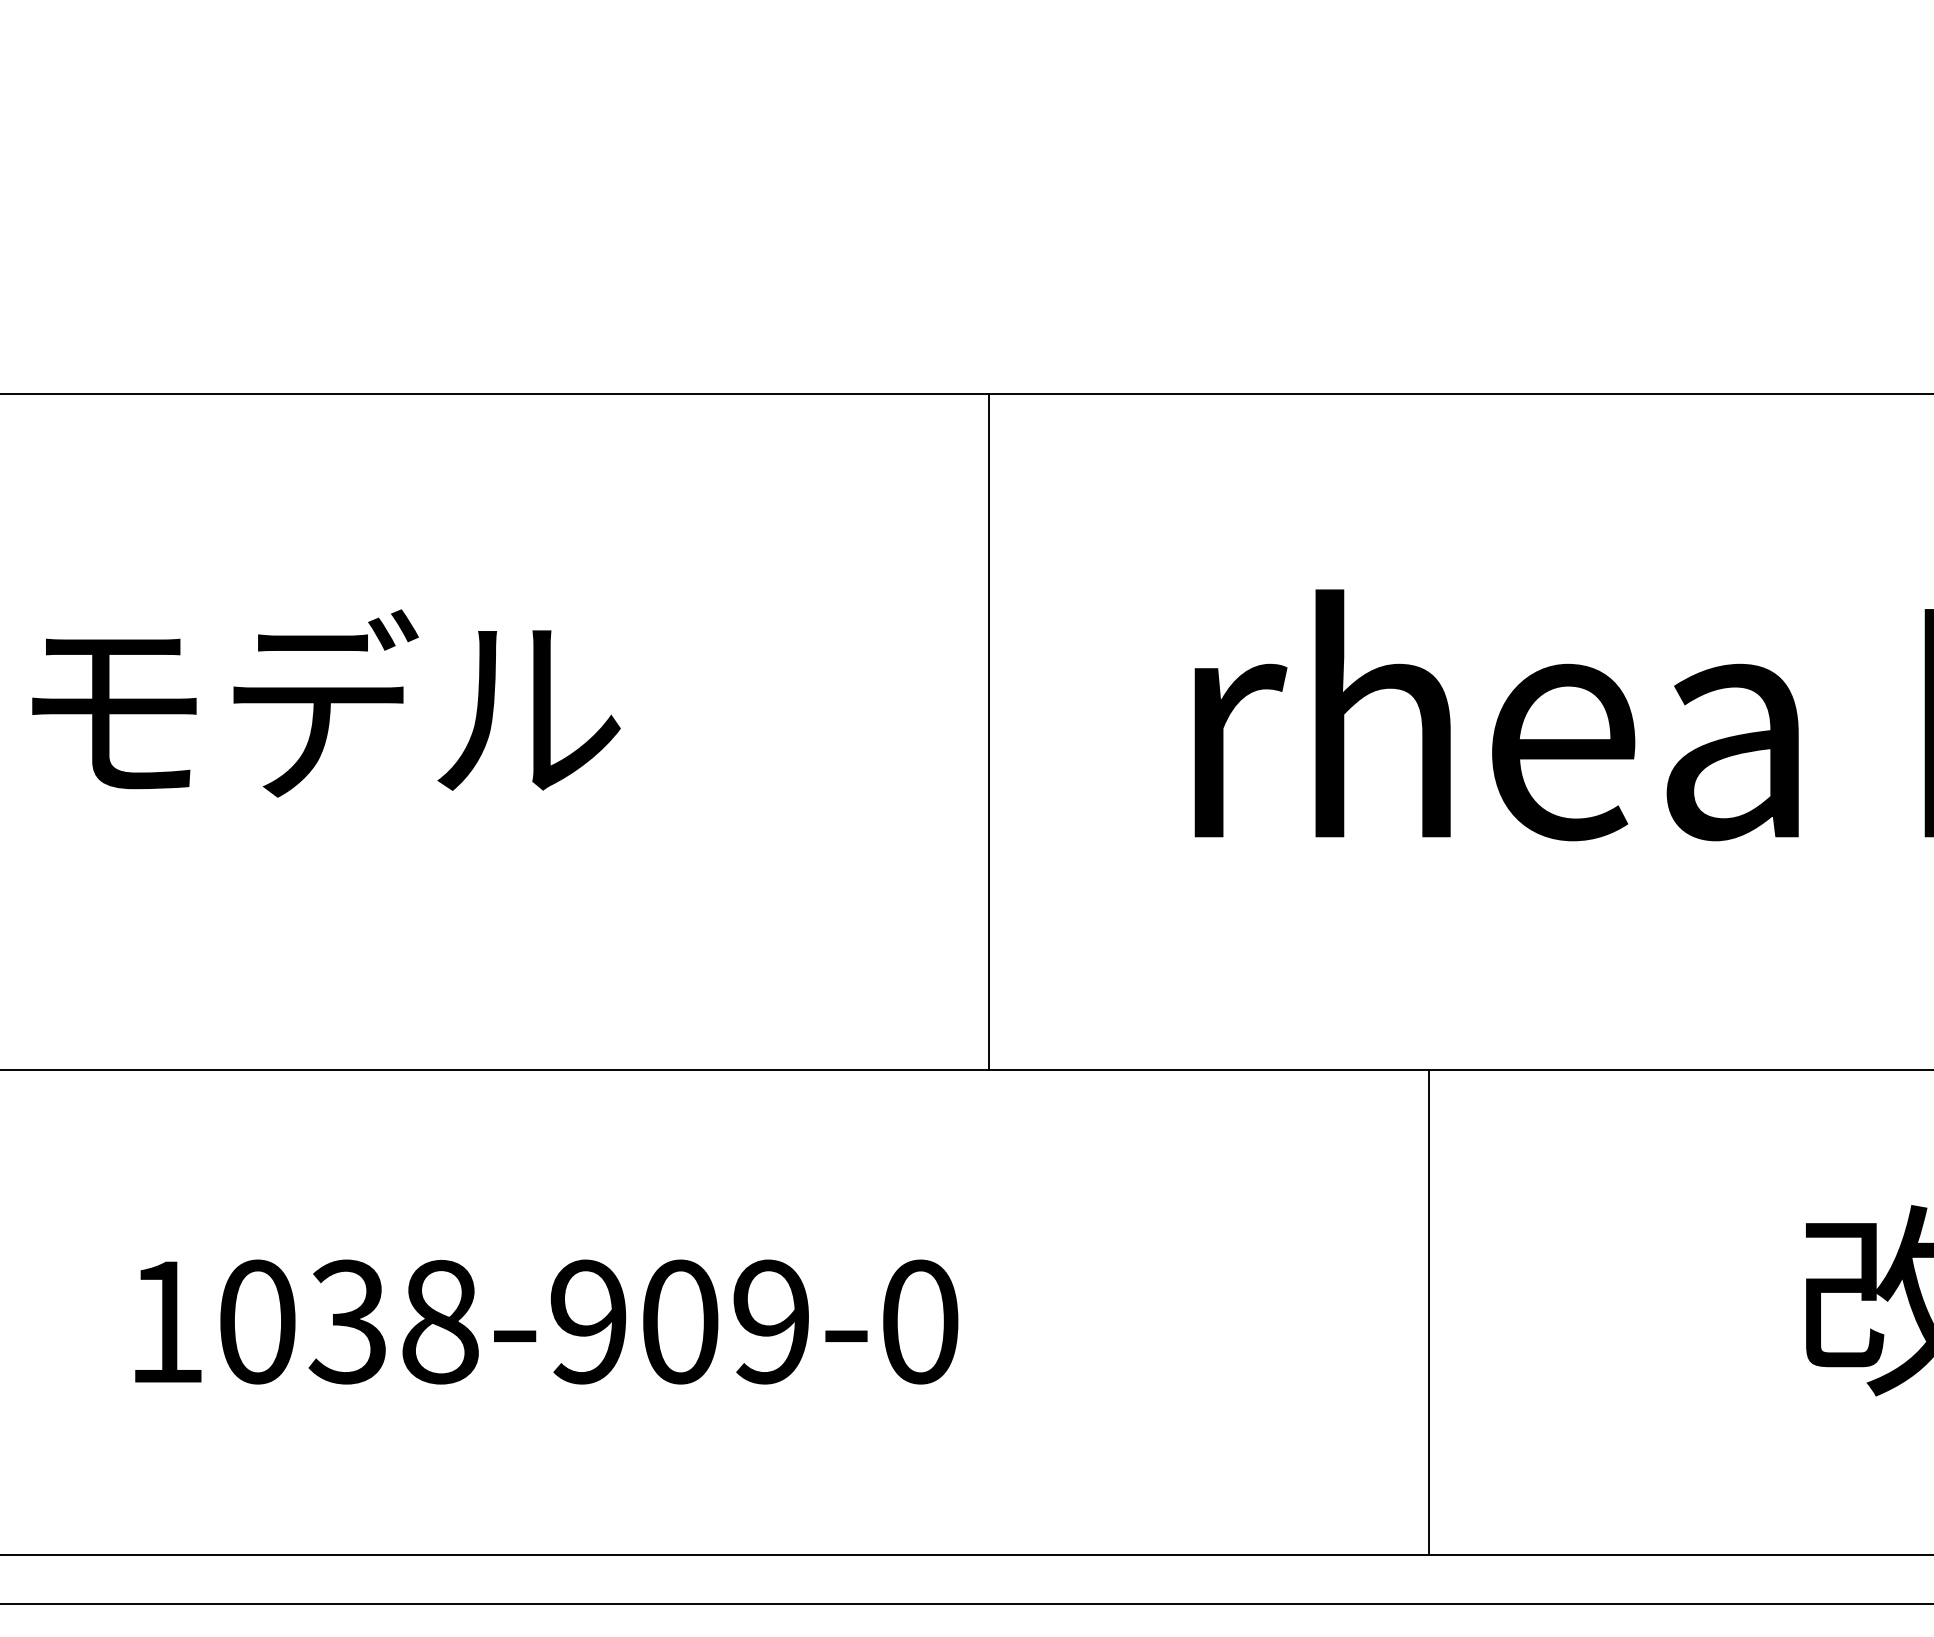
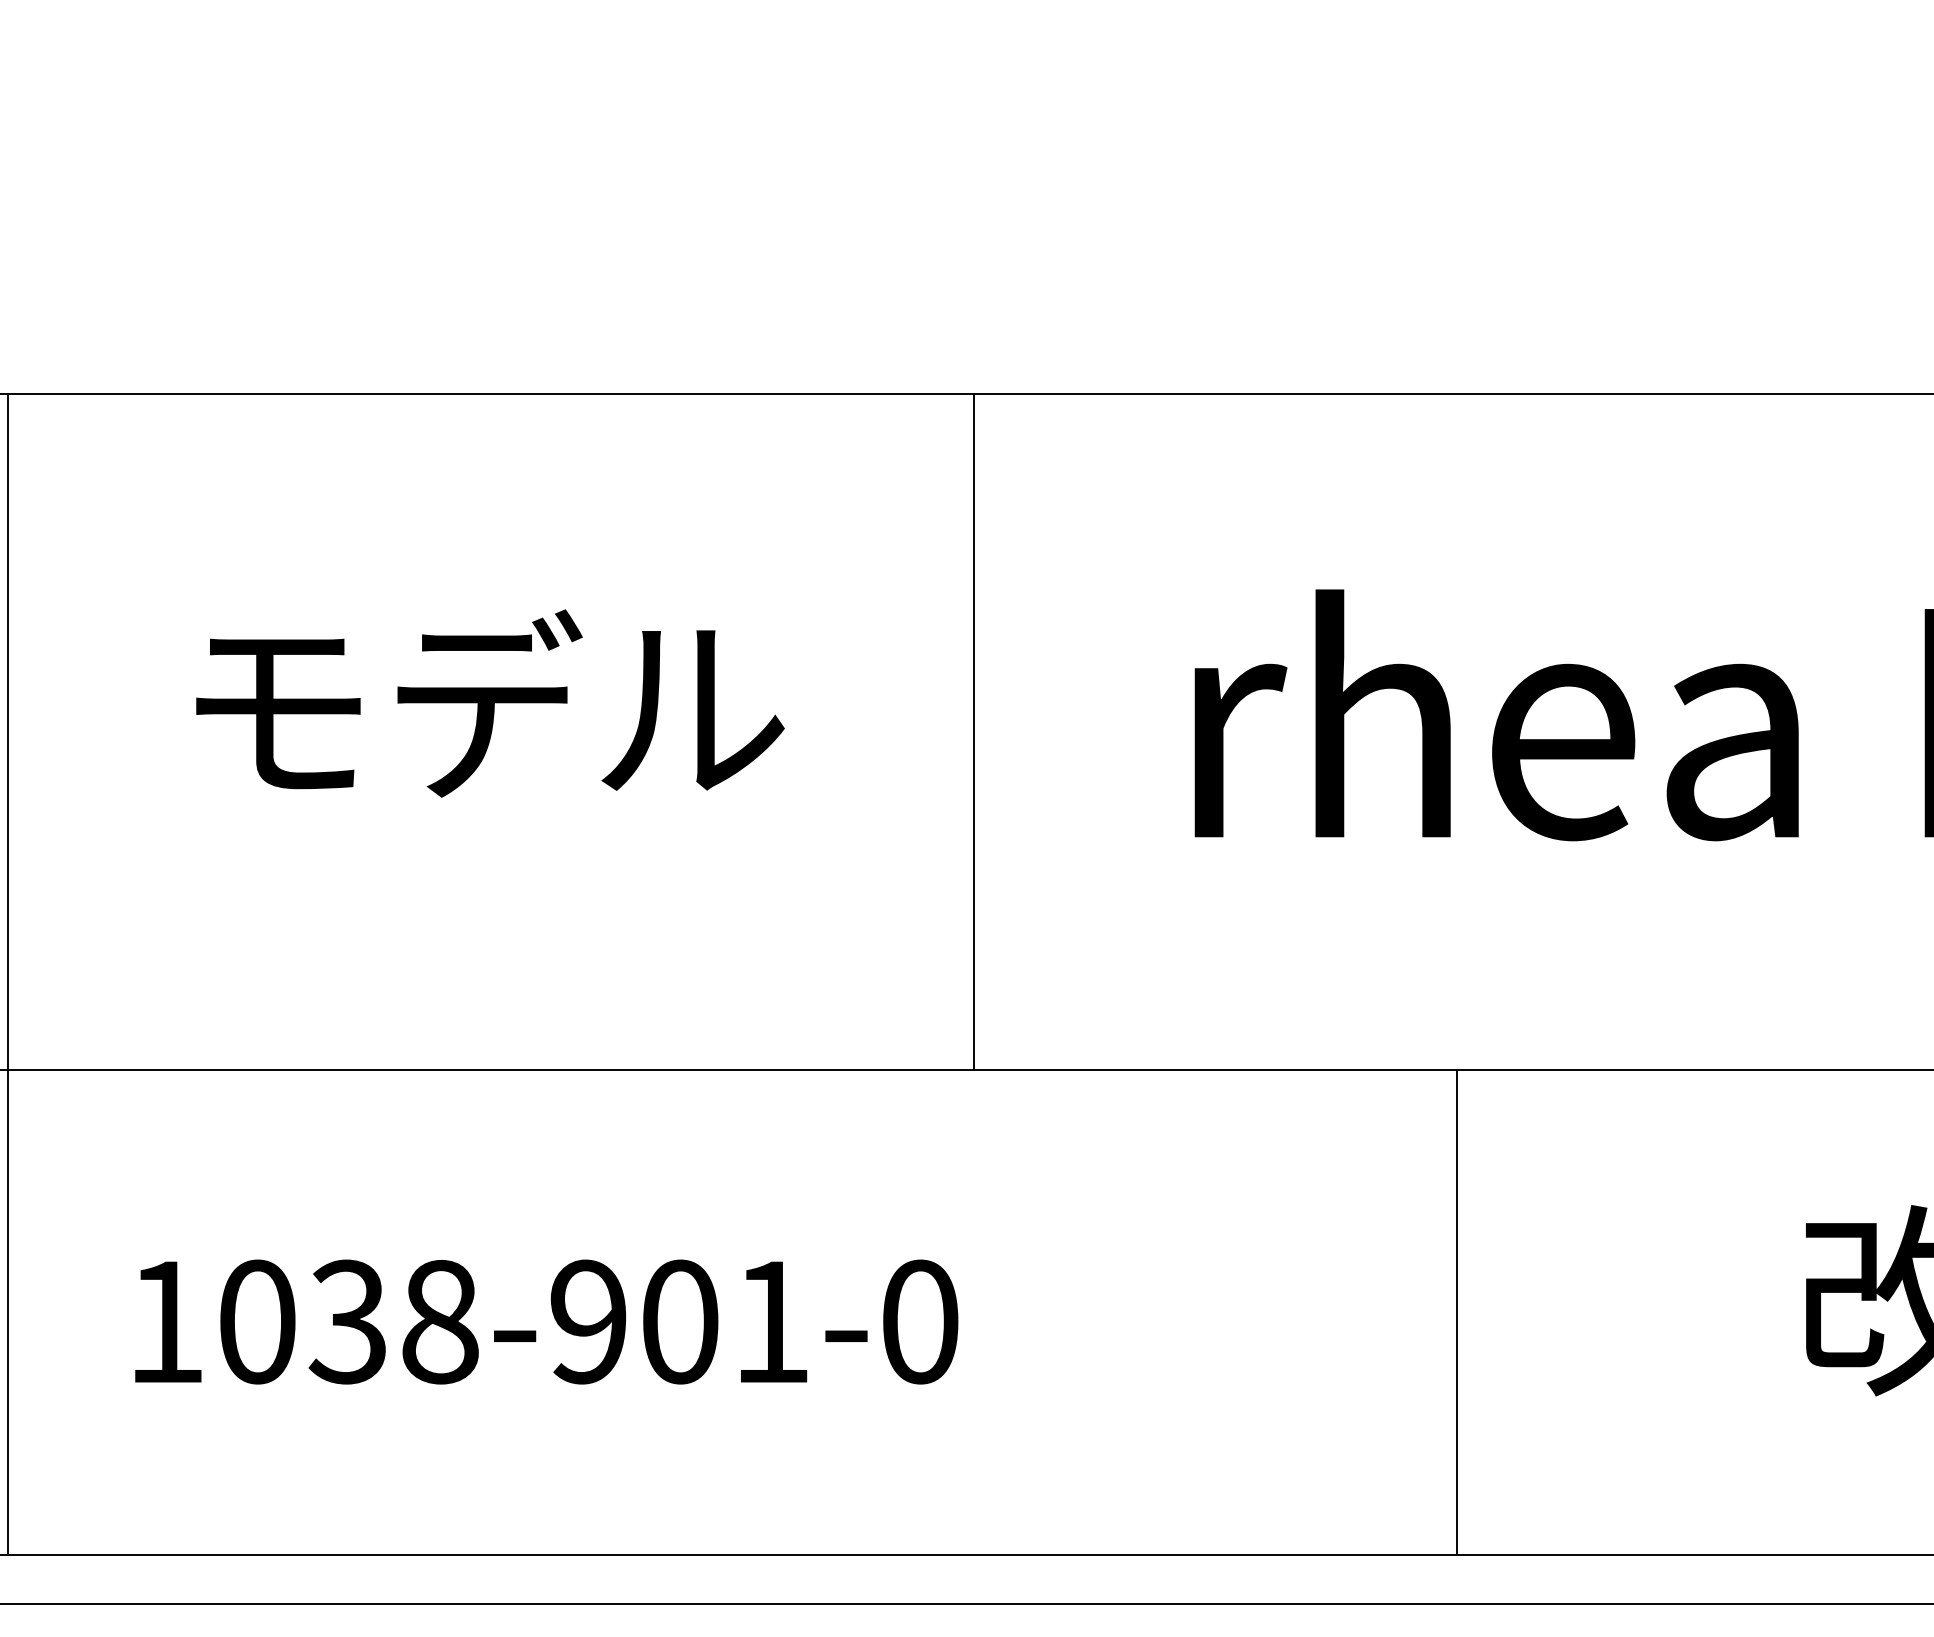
text position: (326, 703) -> (490, 703) (490, 703)
line position: (989, 731) -> (974, 731) (974, 731)
line: none -> present (8, 972)
line position: (1429, 1310) -> (1457, 1310) (1457, 1310)
text: 1038-909-0 -> 1038-901-0 (770, 1321)
